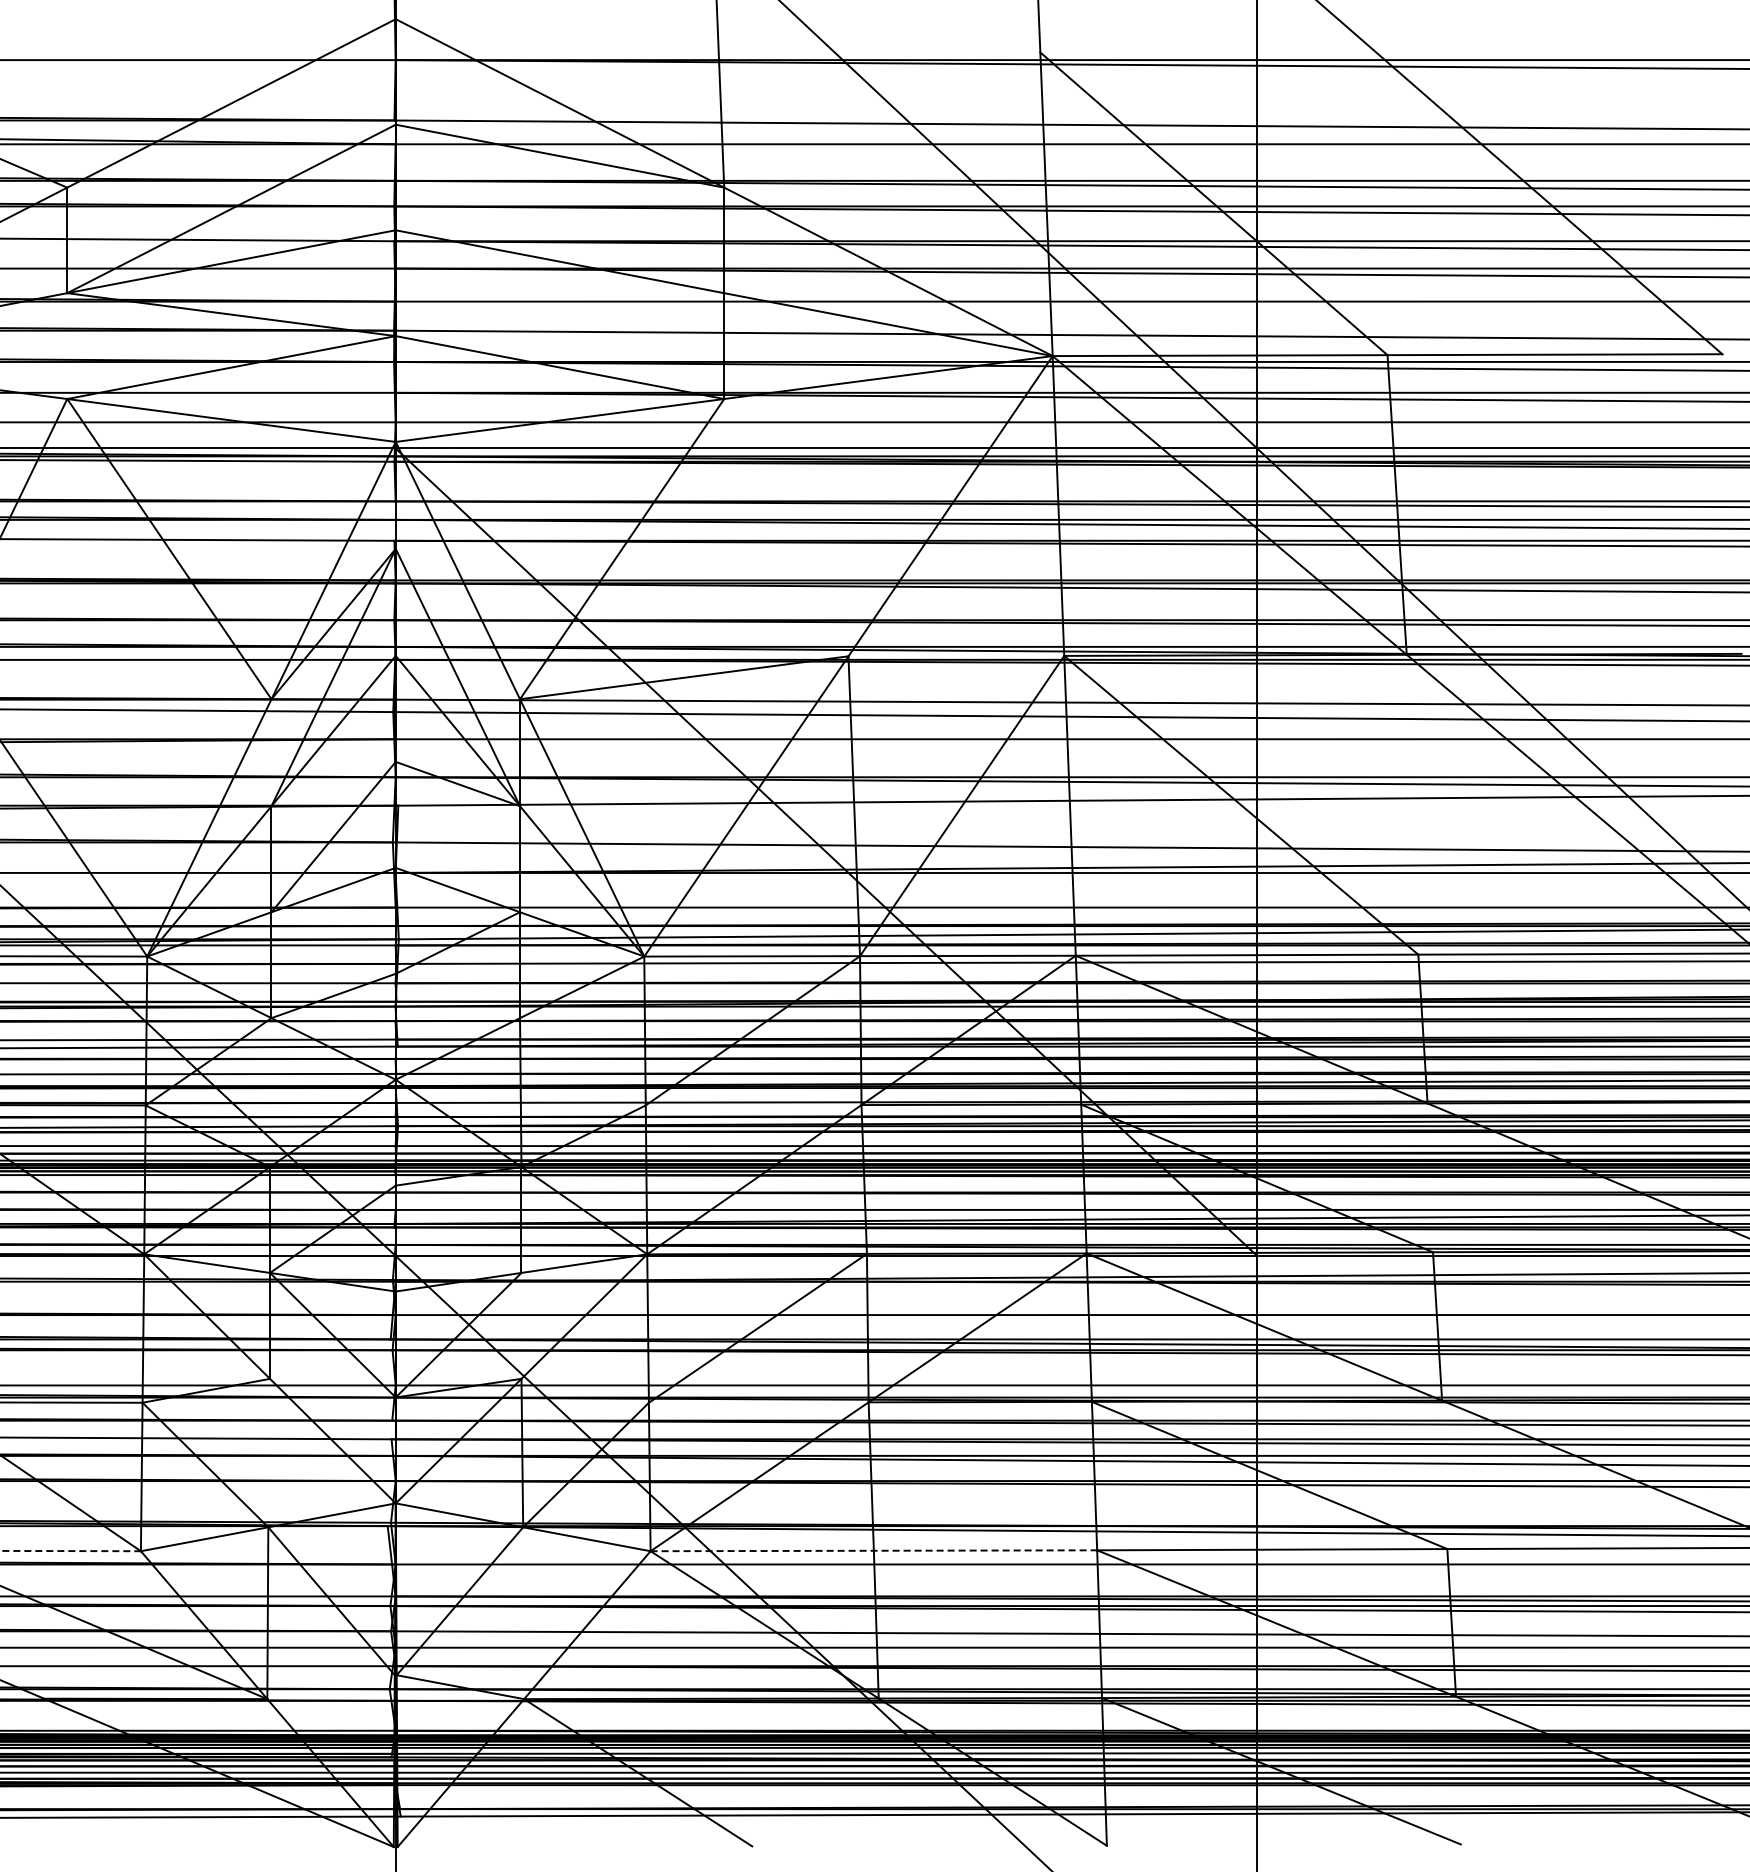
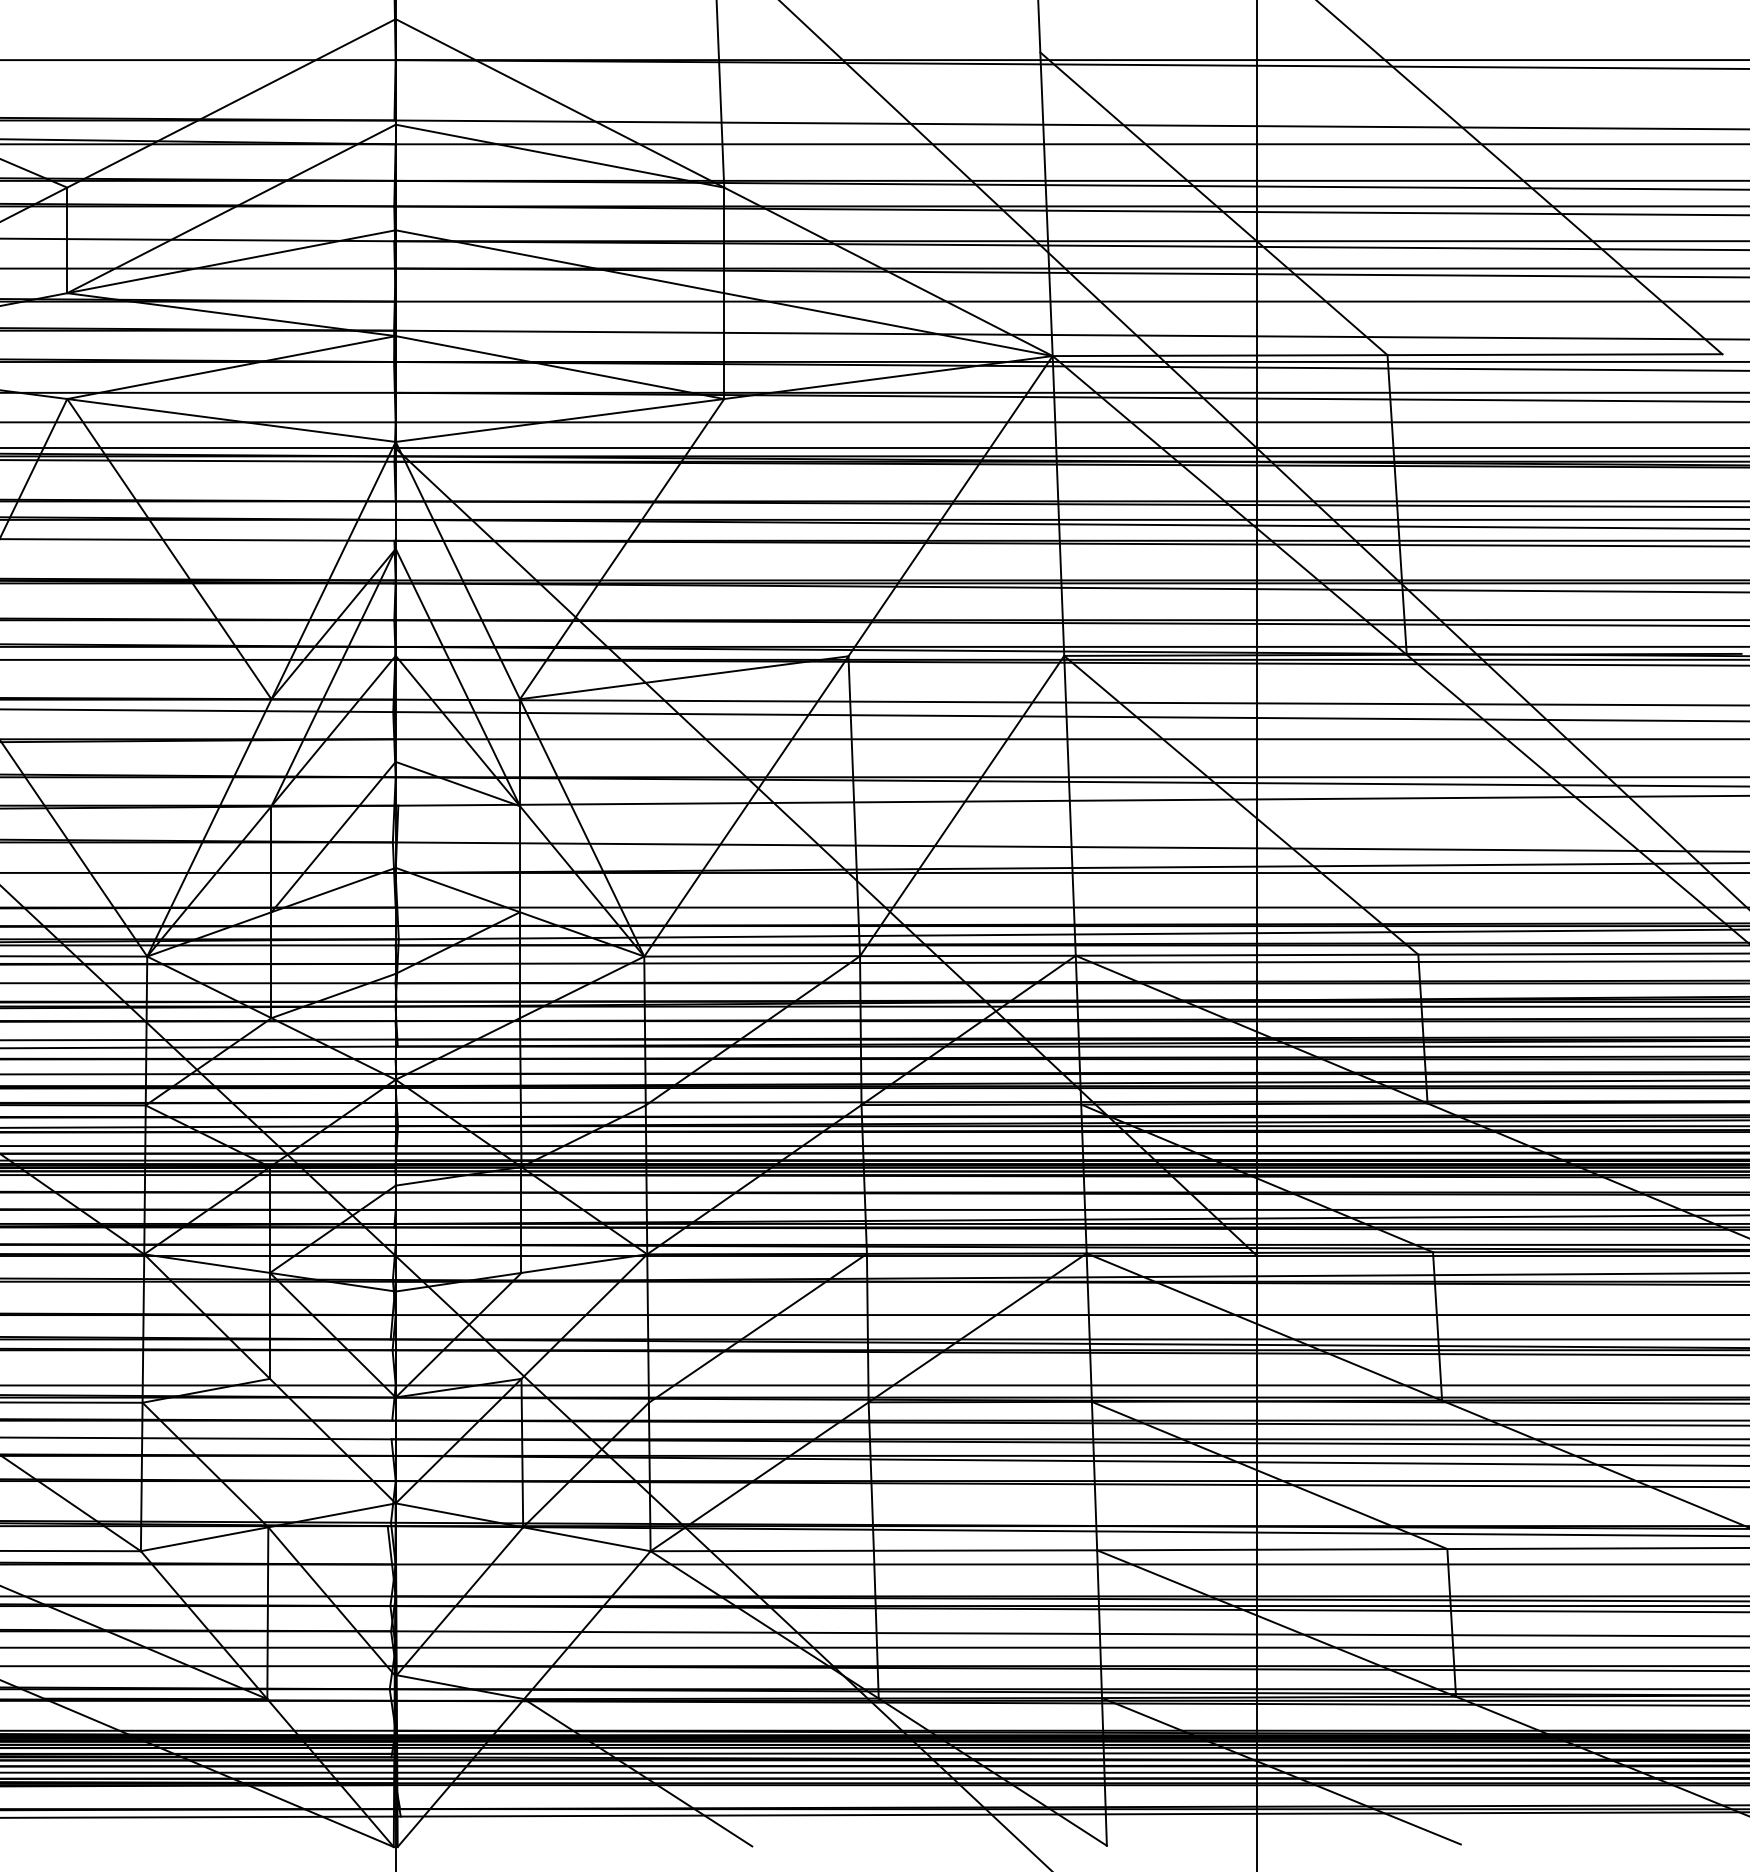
line: dashed -> solid (874, 1550)
line: dashed -> solid (70, 1551)
